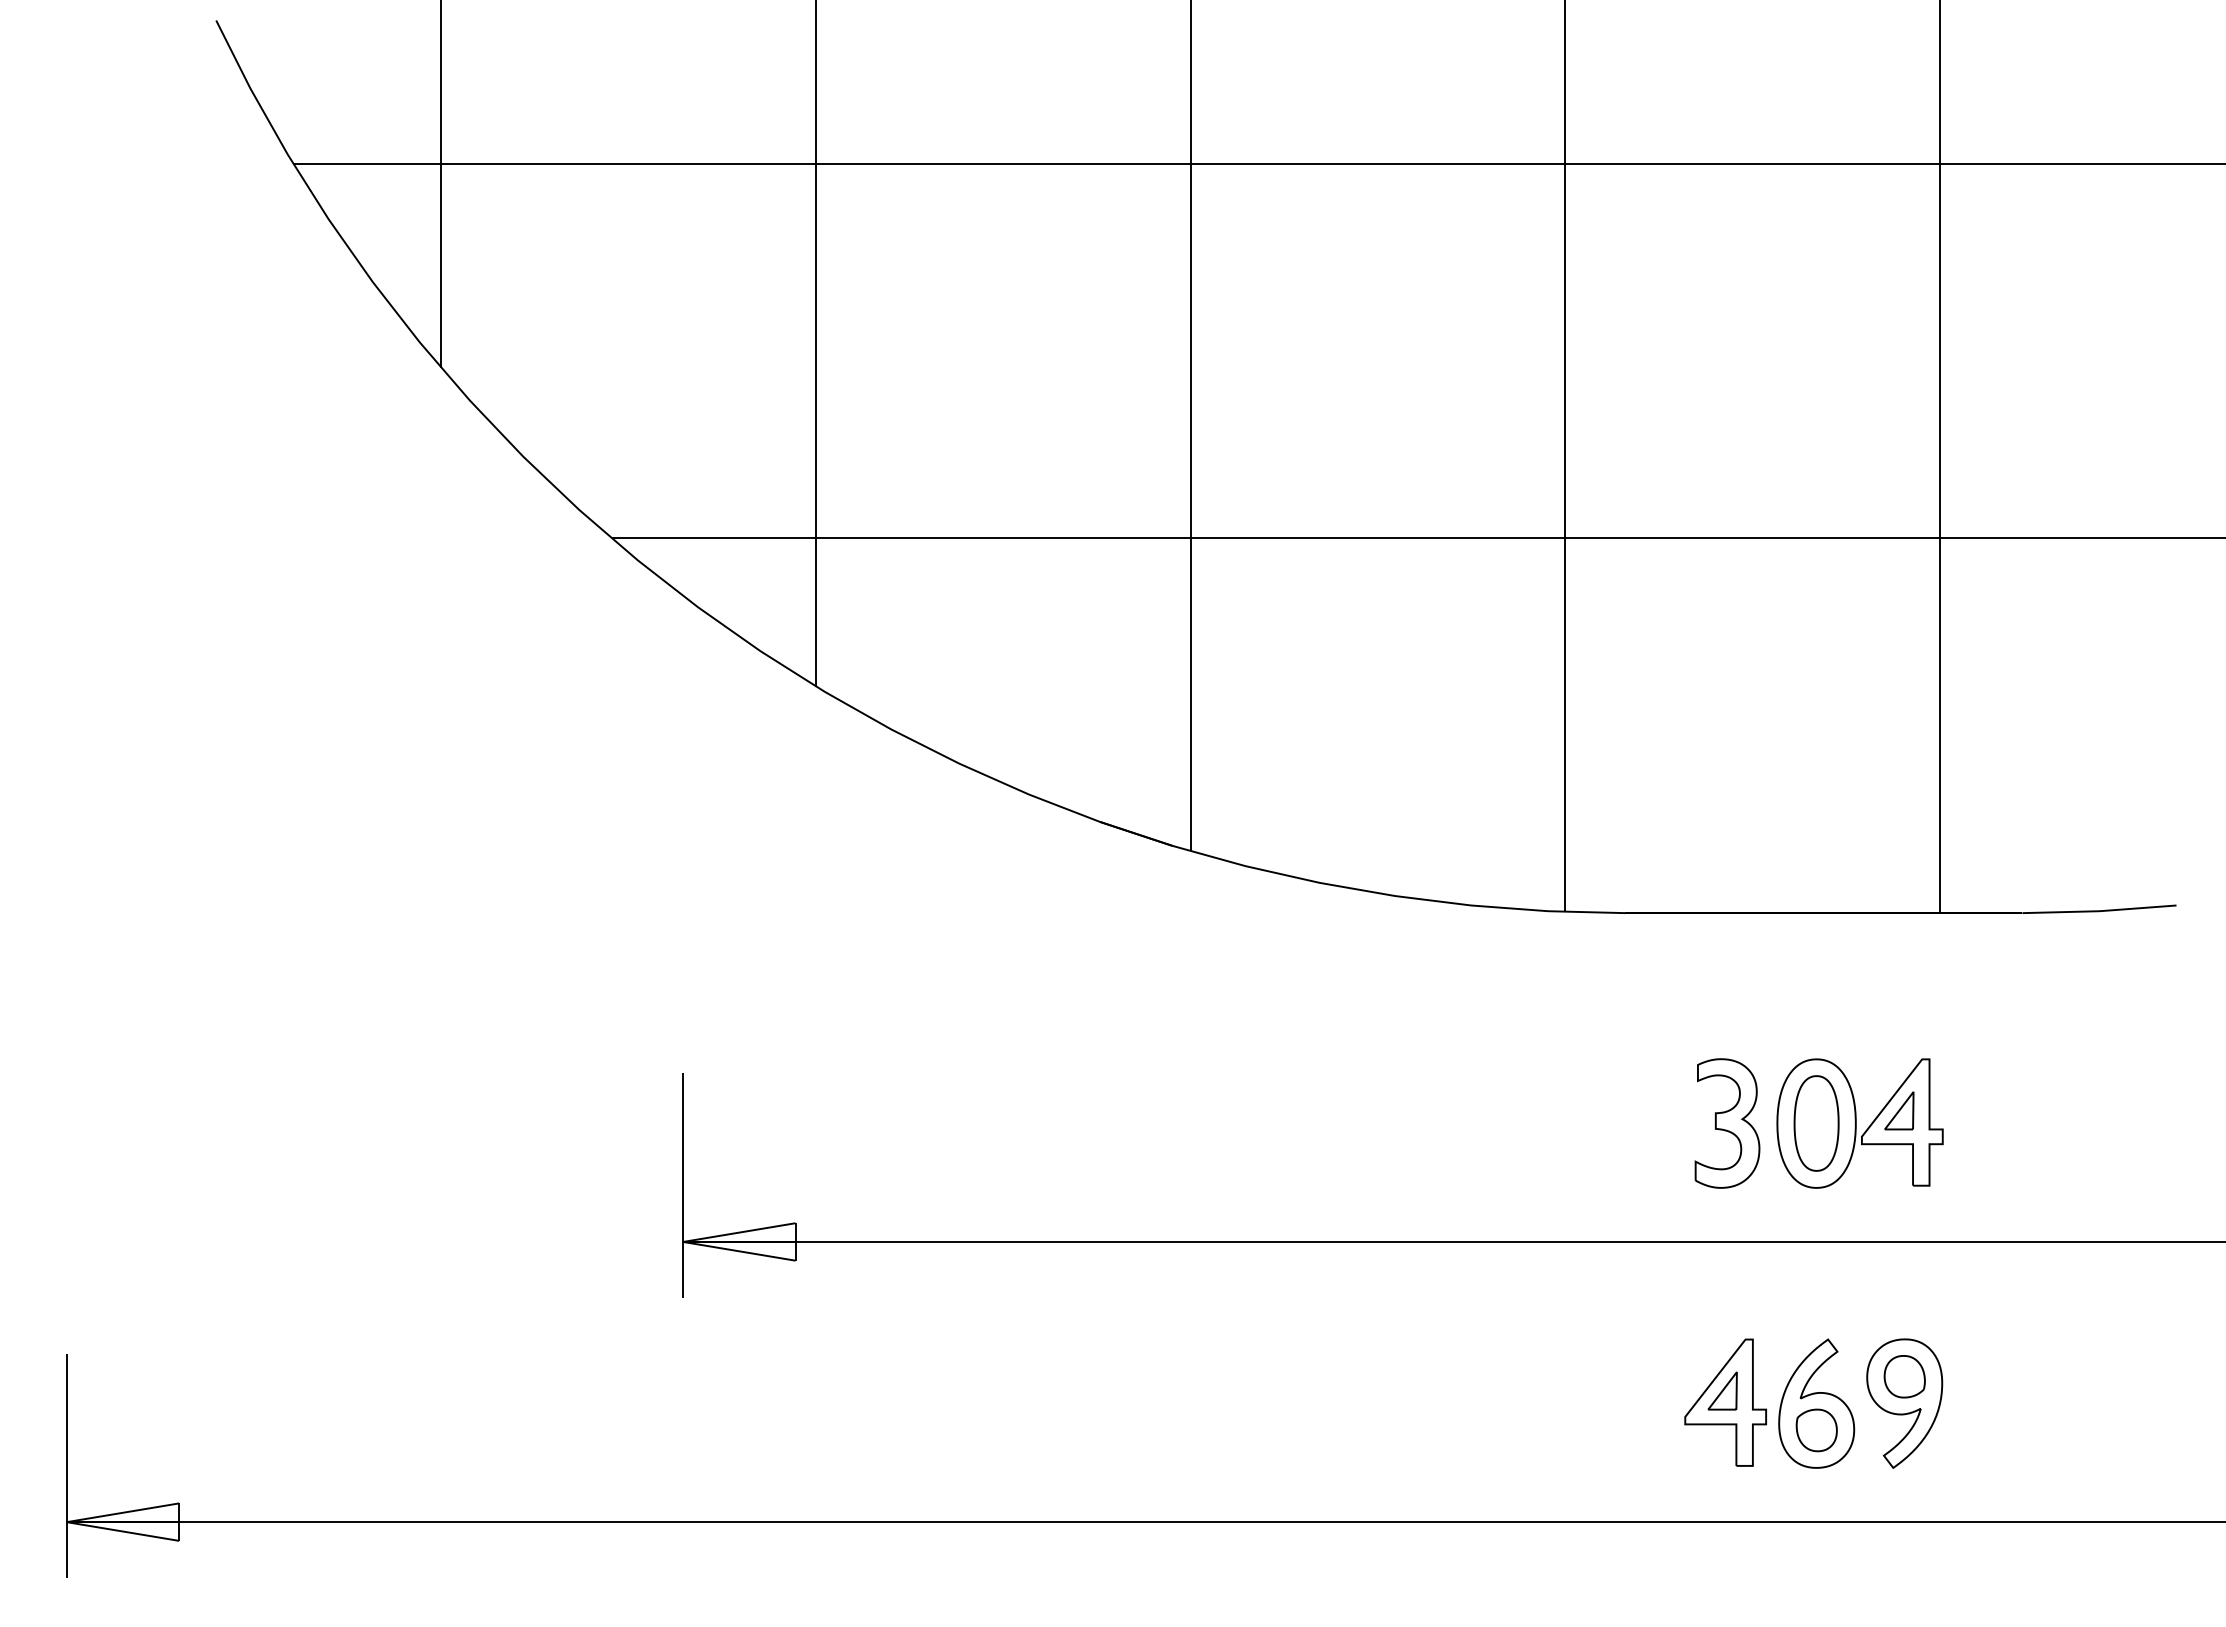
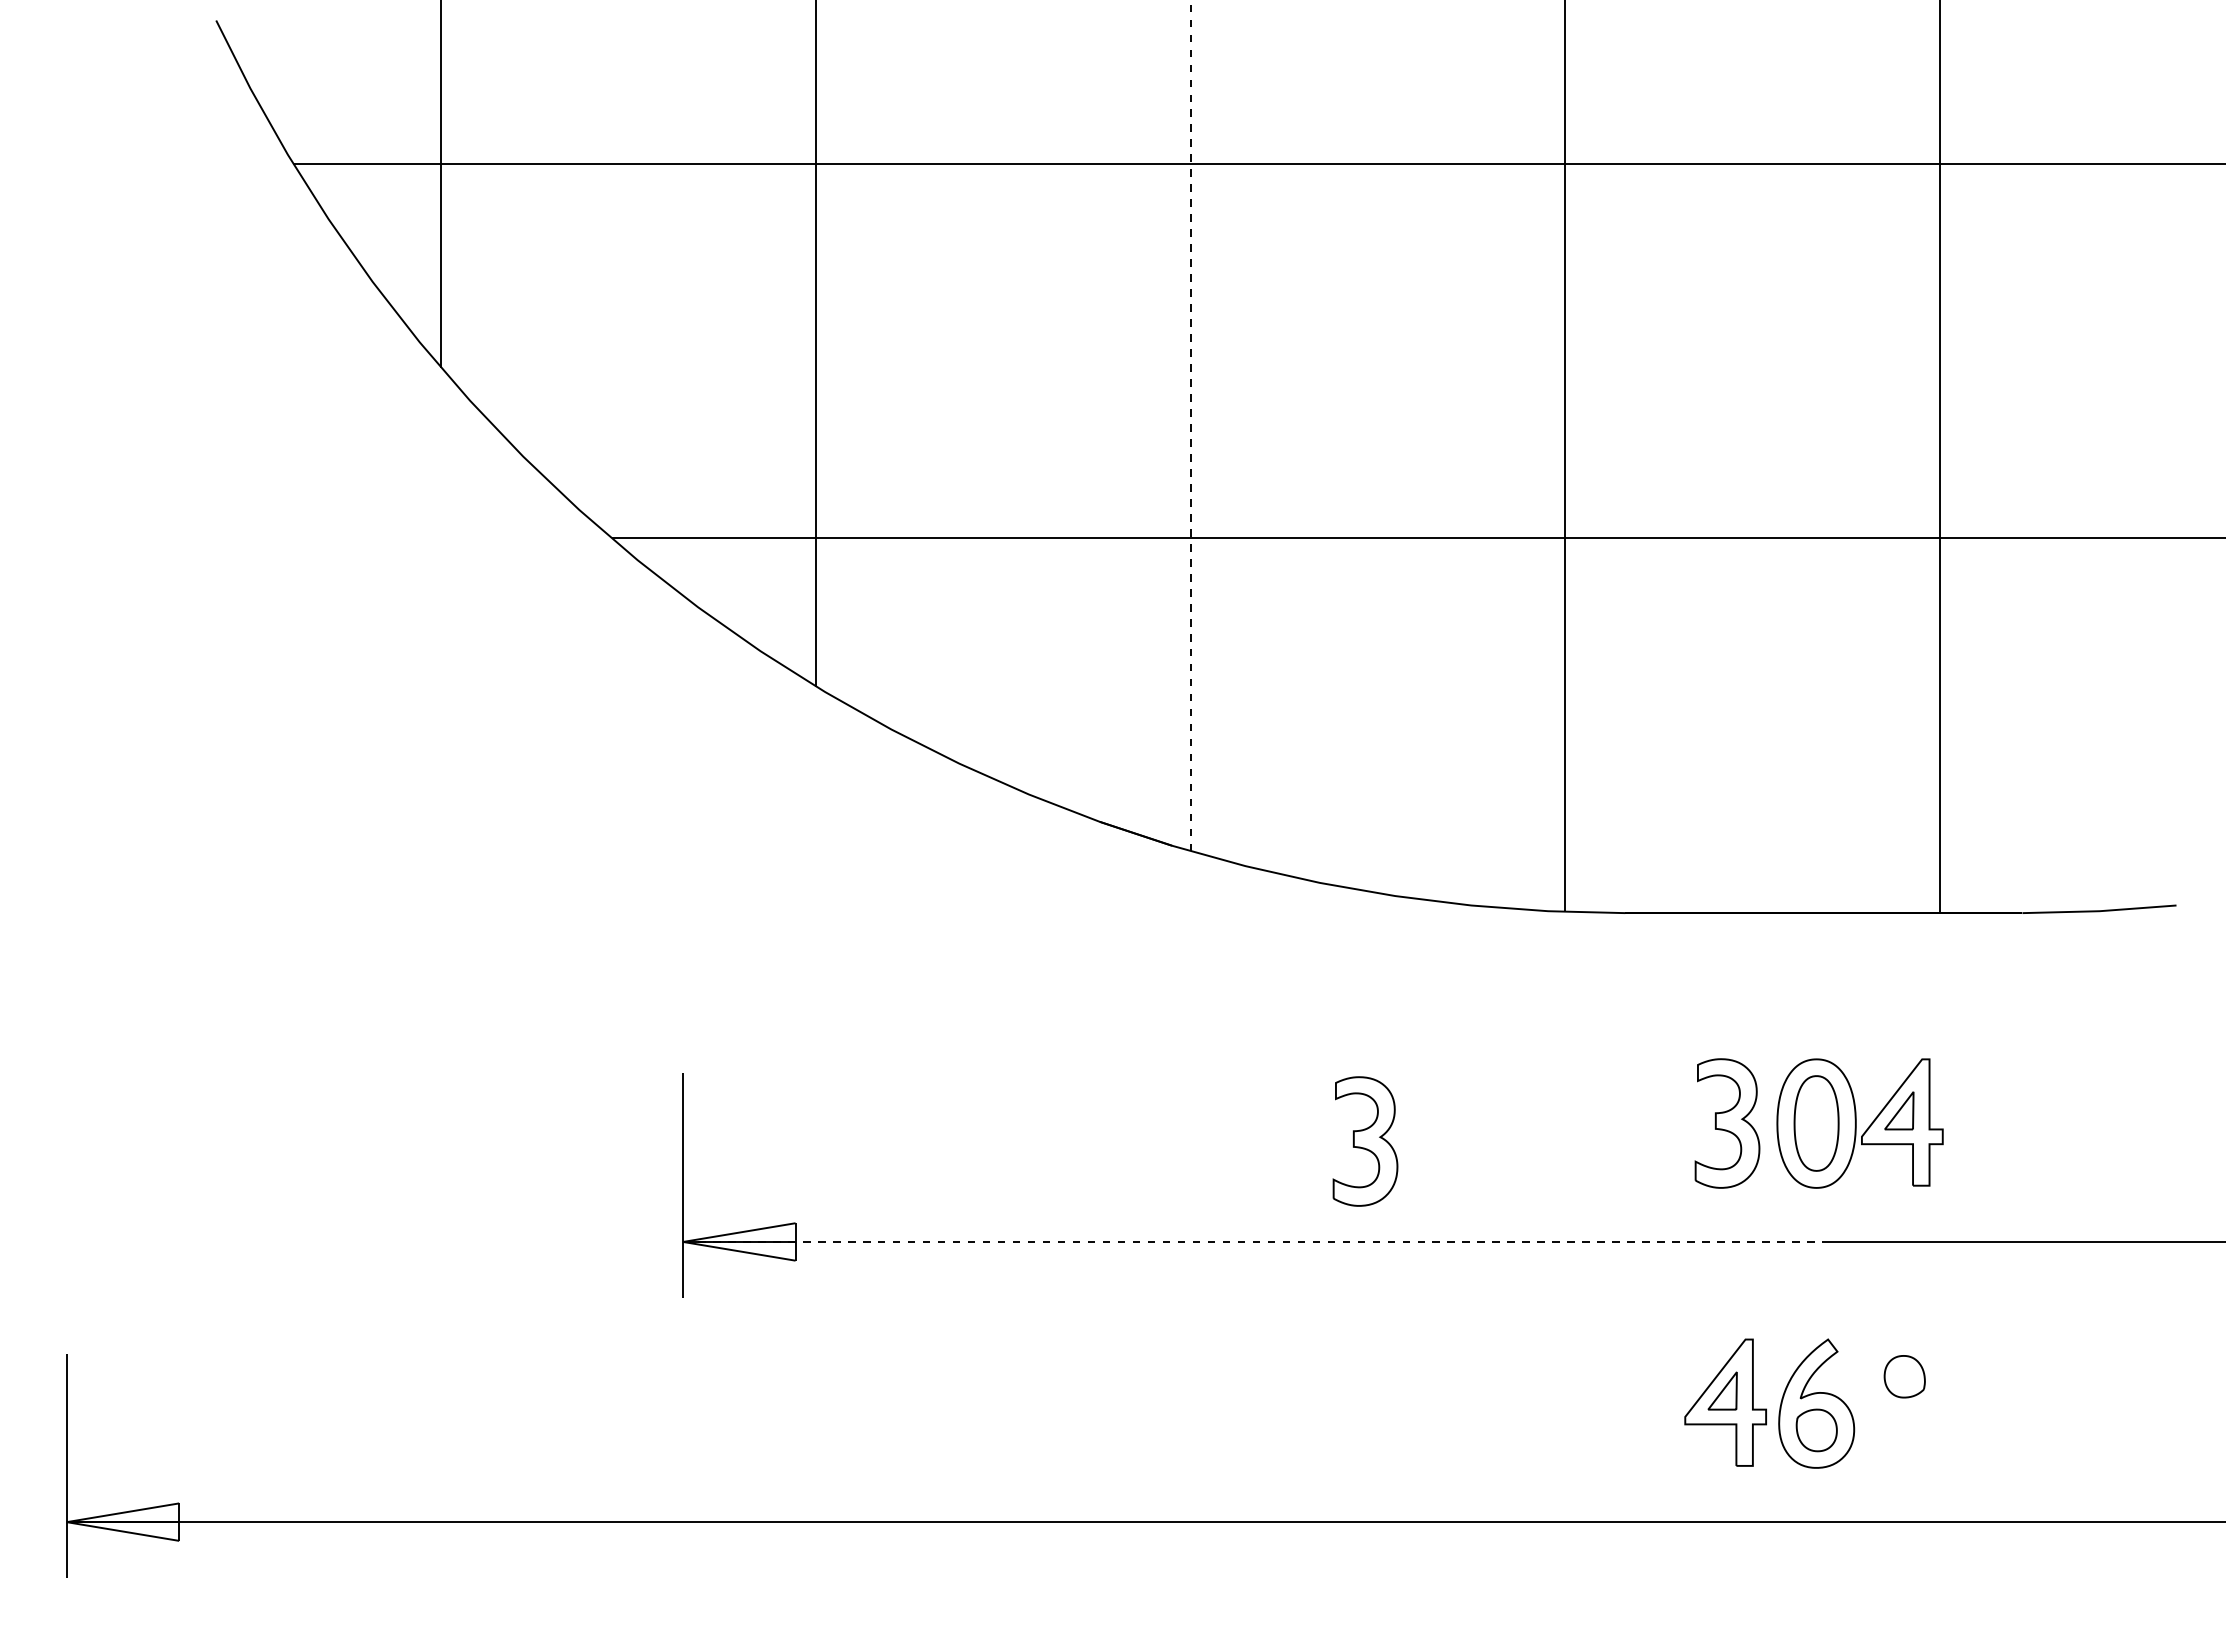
line: solid -> dashed (1190, 425)
part: none -> present (1365, 1141)
line: solid -> dashed (1253, 1241)
part: present -> none (1904, 1403)
